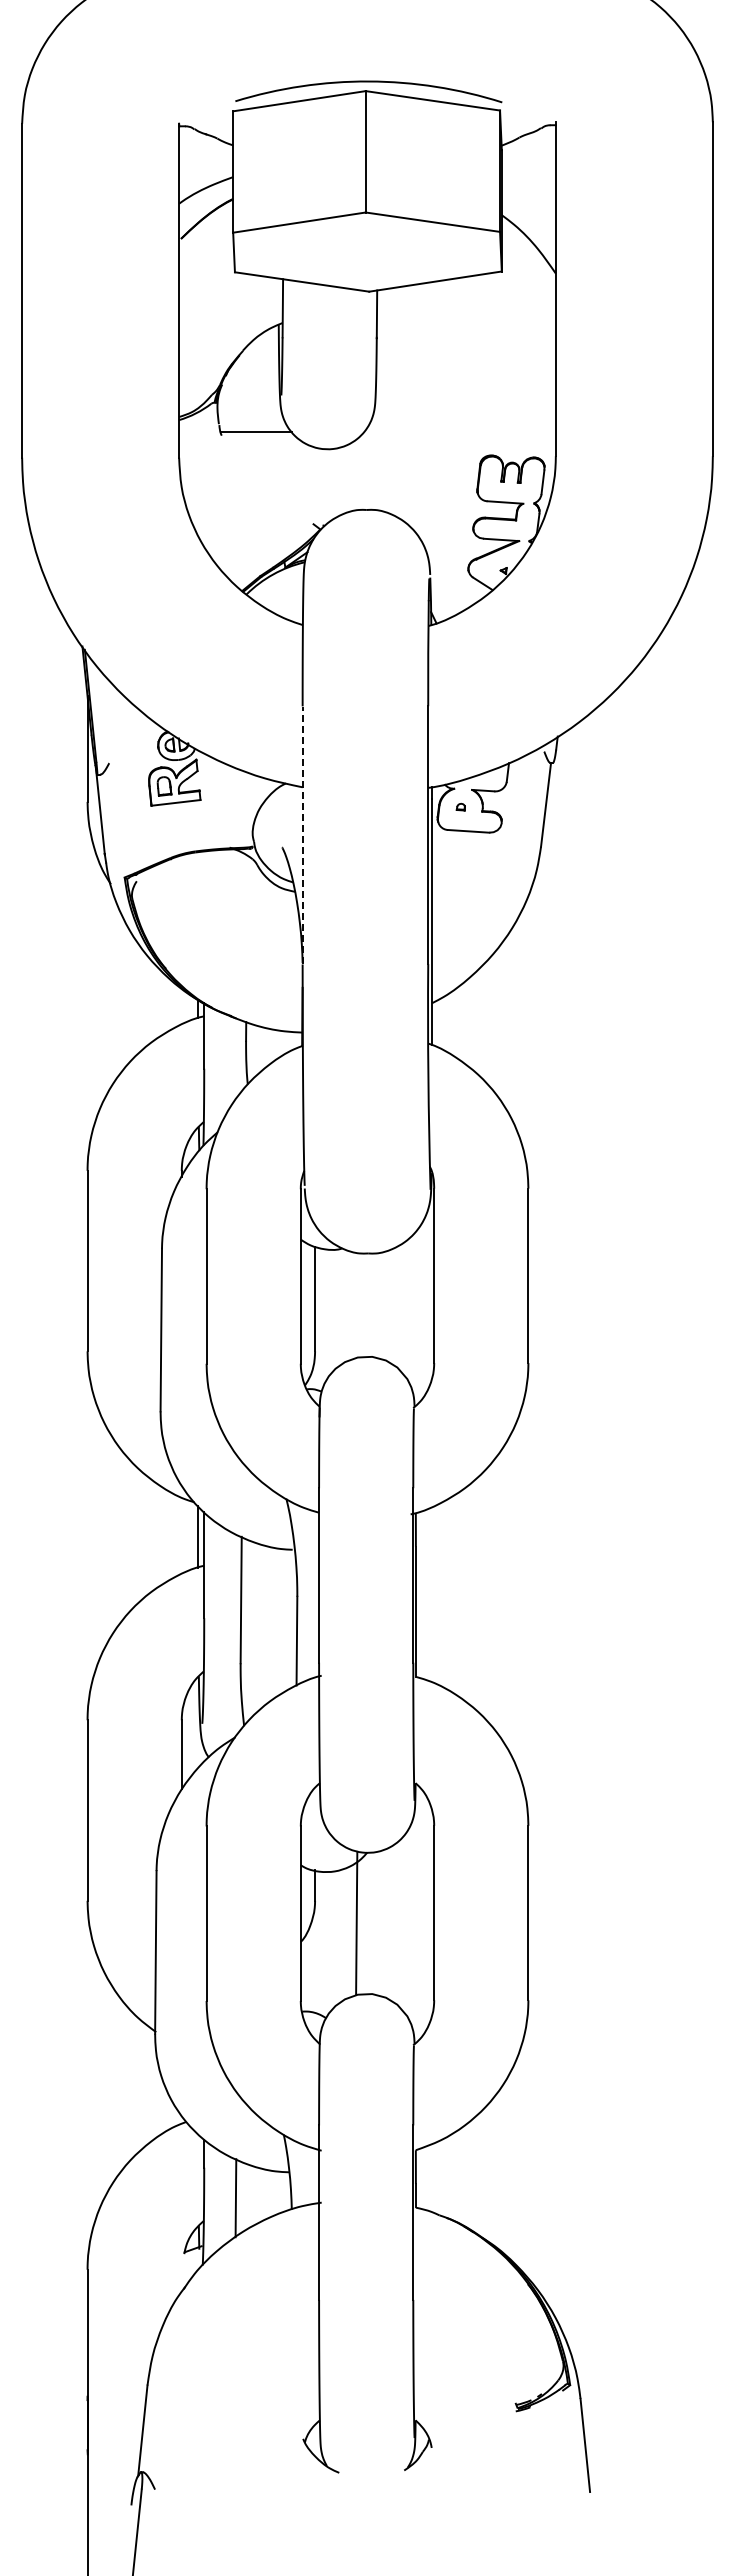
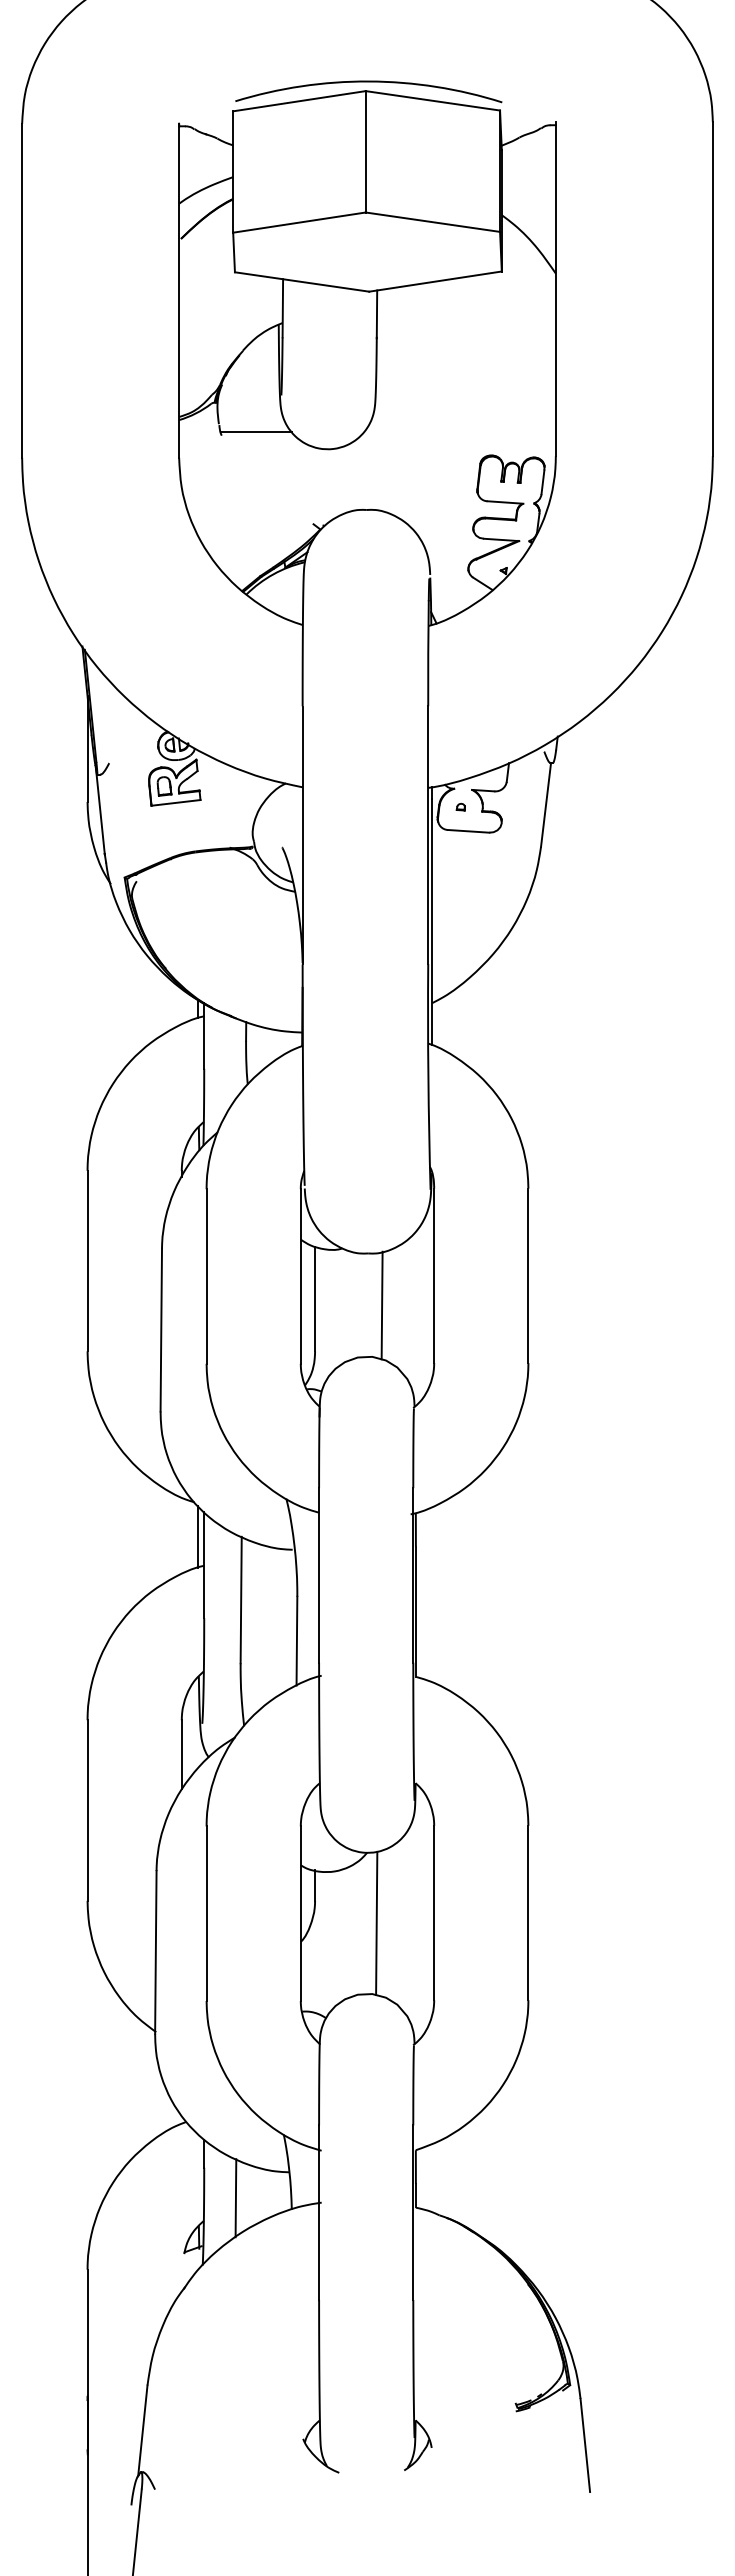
line: dashed -> solid (302, 835)
line: none -> present (381, 1305)
line position: (356, 1923) -> (376, 1923) (376, 1923)
